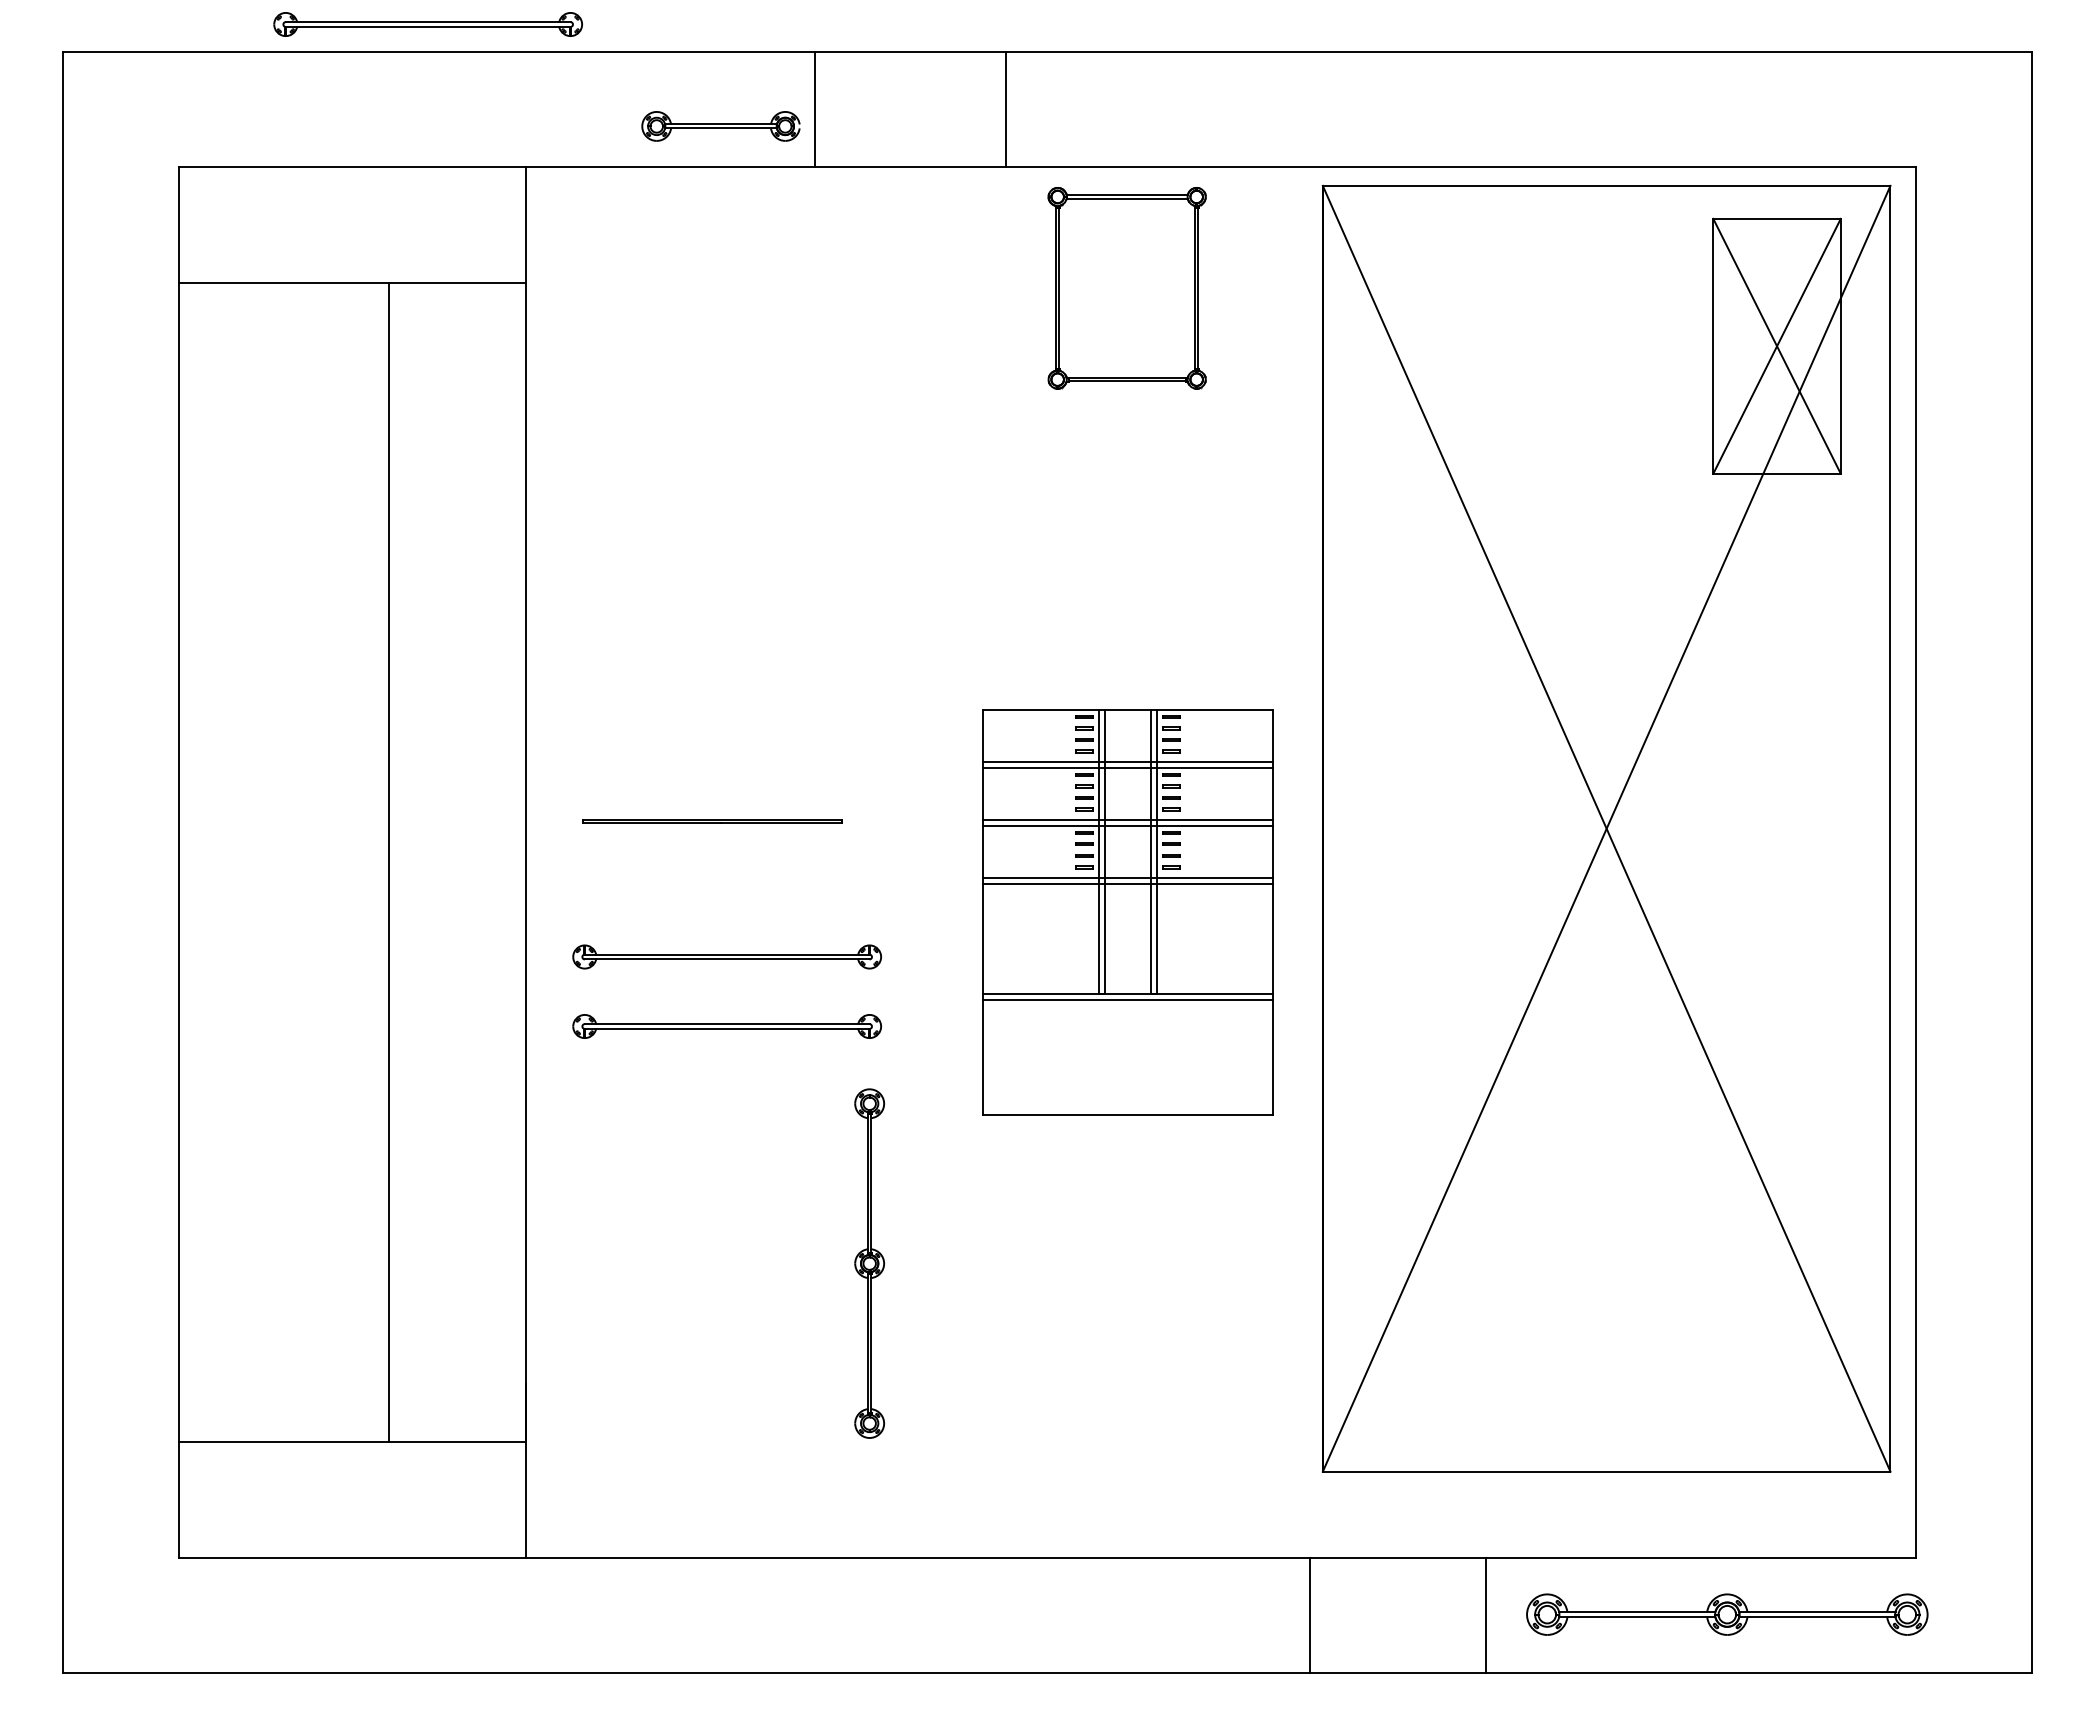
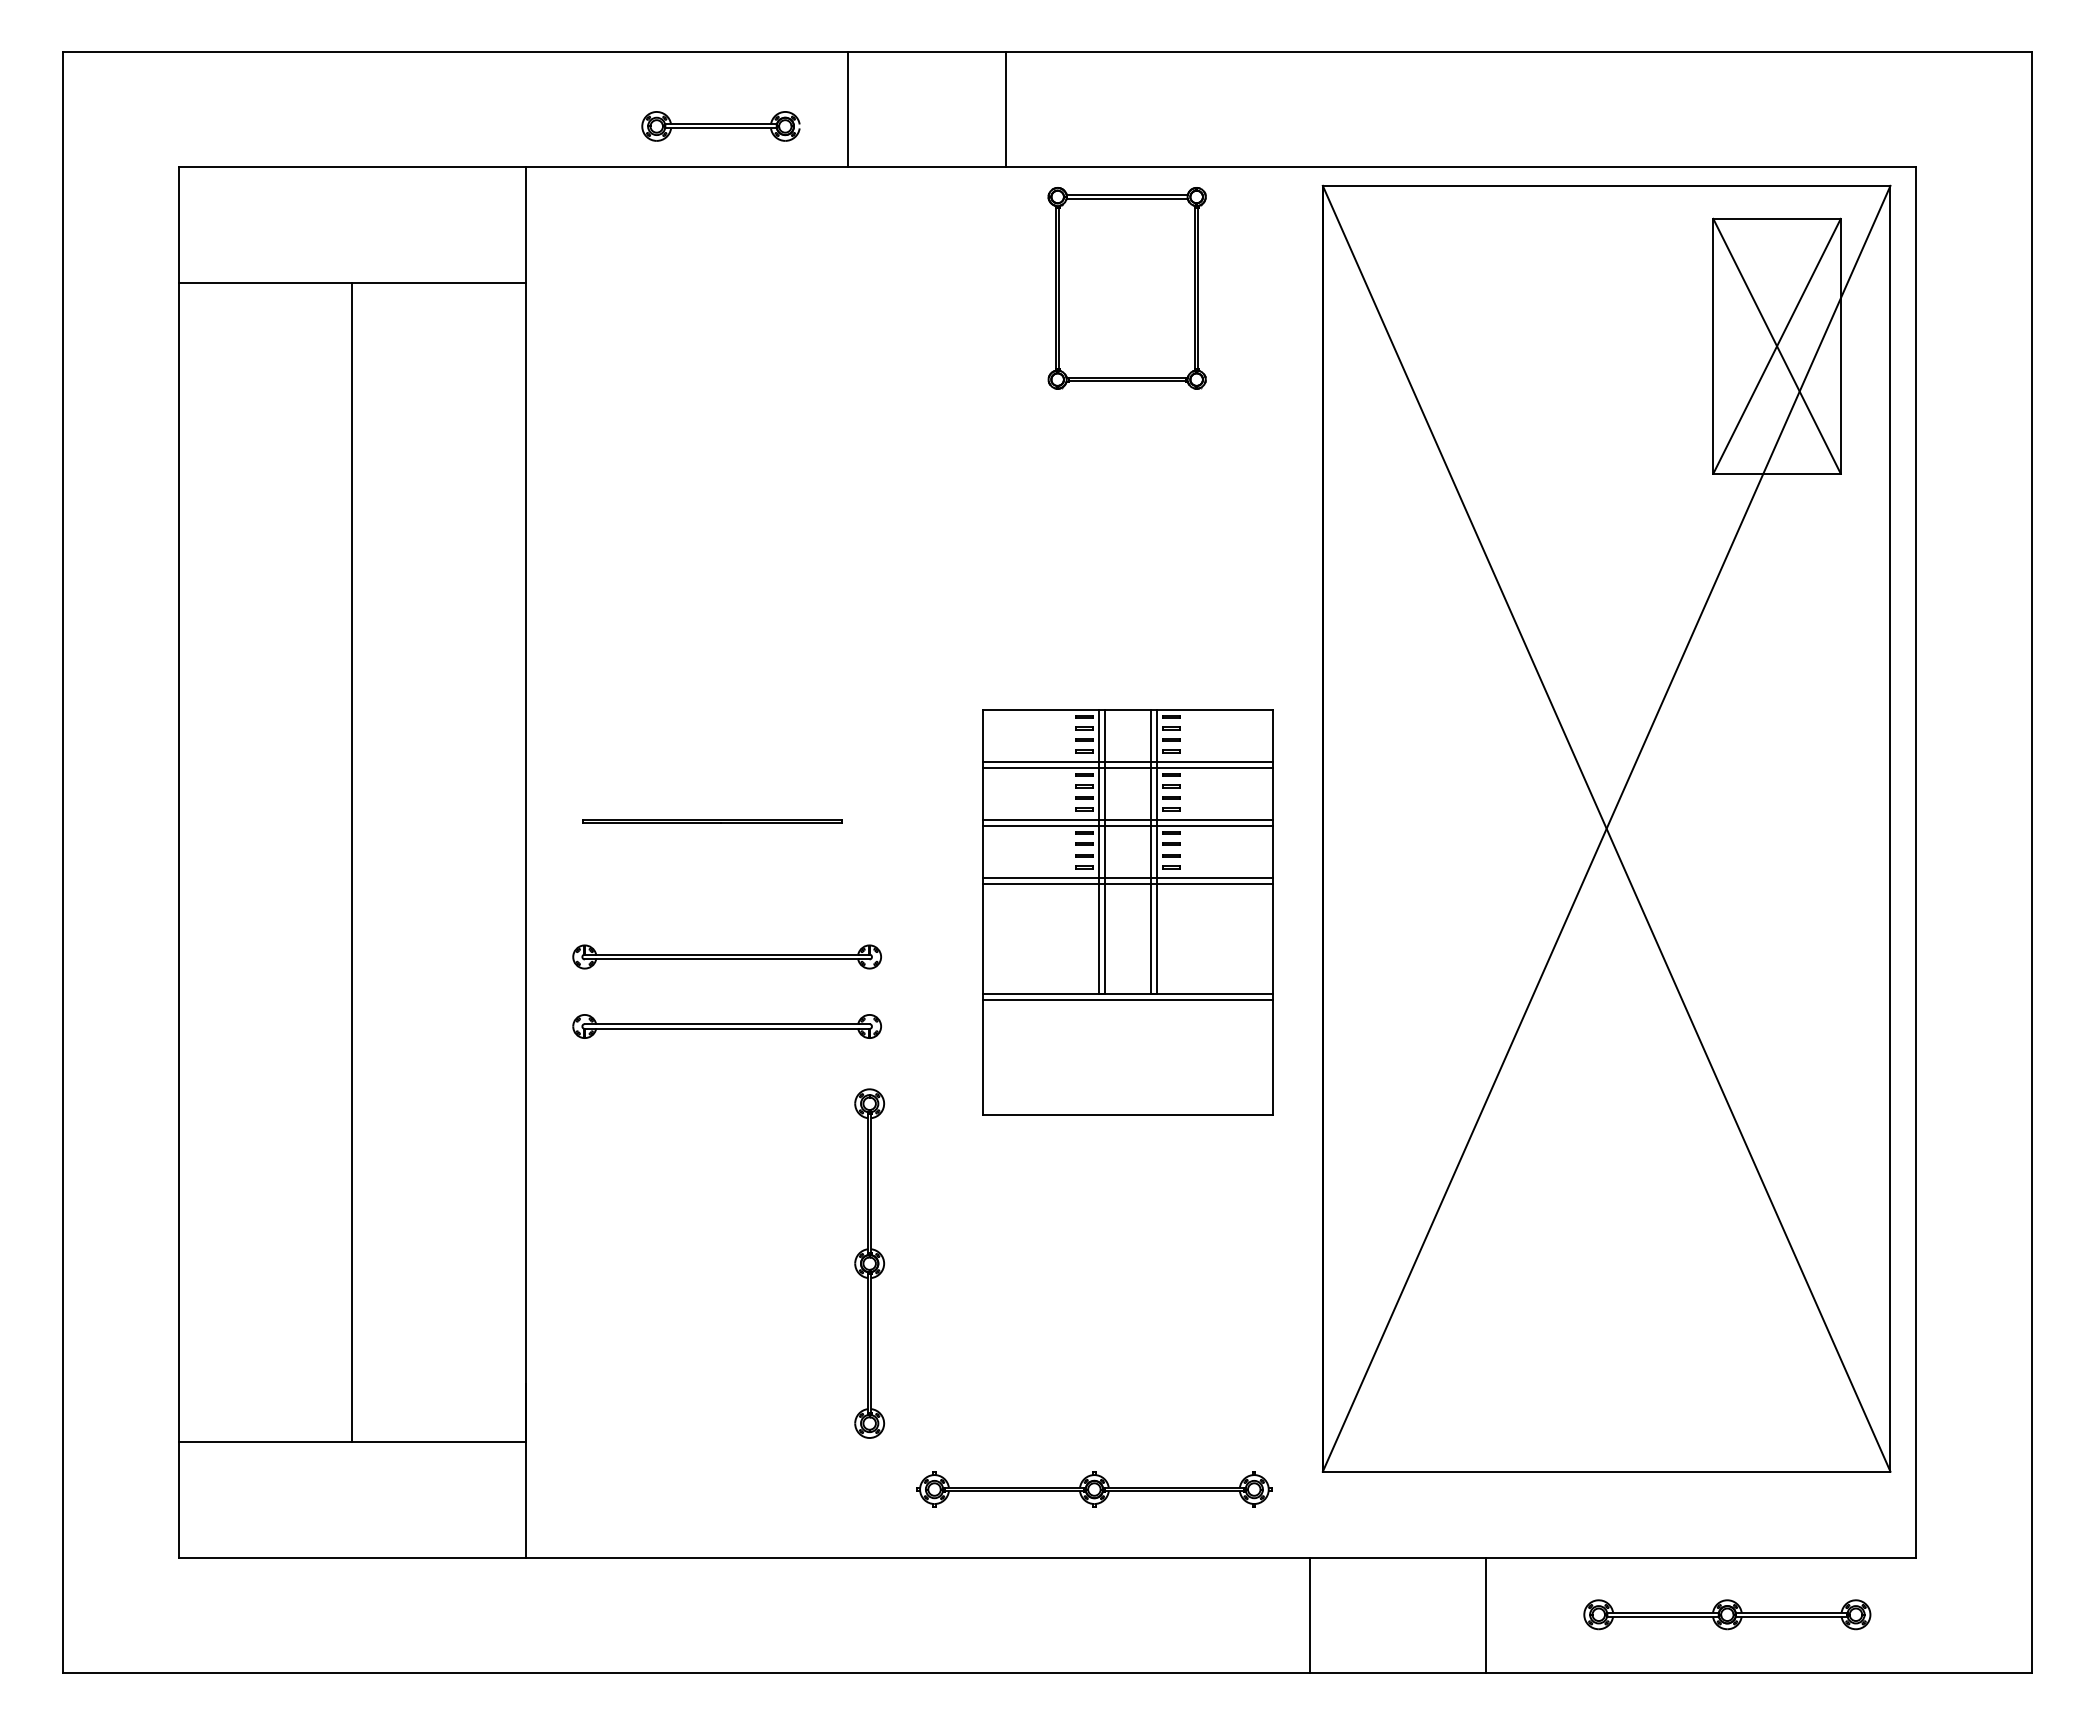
part: present -> none (427, 24)
line position: (815, 109) -> (848, 109) (848, 109)
line position: (389, 862) -> (352, 862) (352, 862)
part: none -> present (1094, 1489)
part size: 403x43 px -> 289x32 px (1727, 1614)
